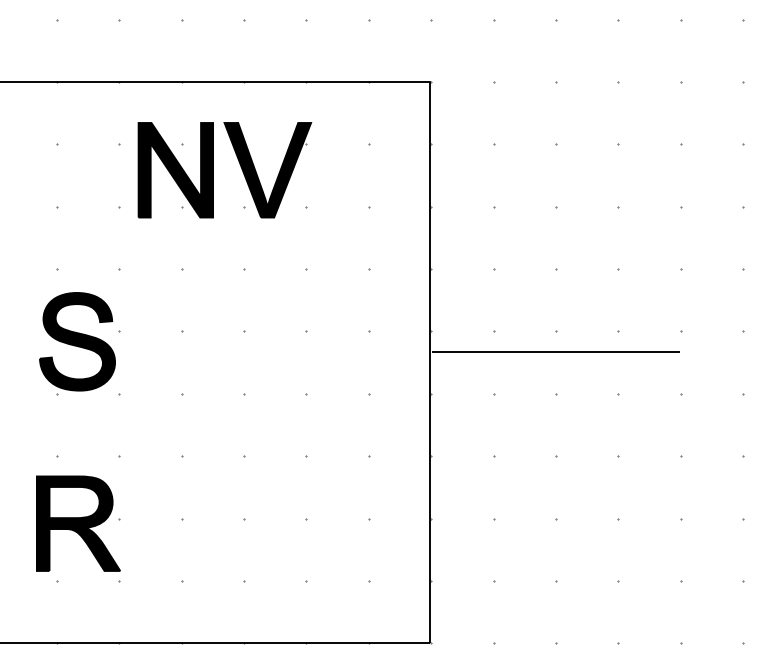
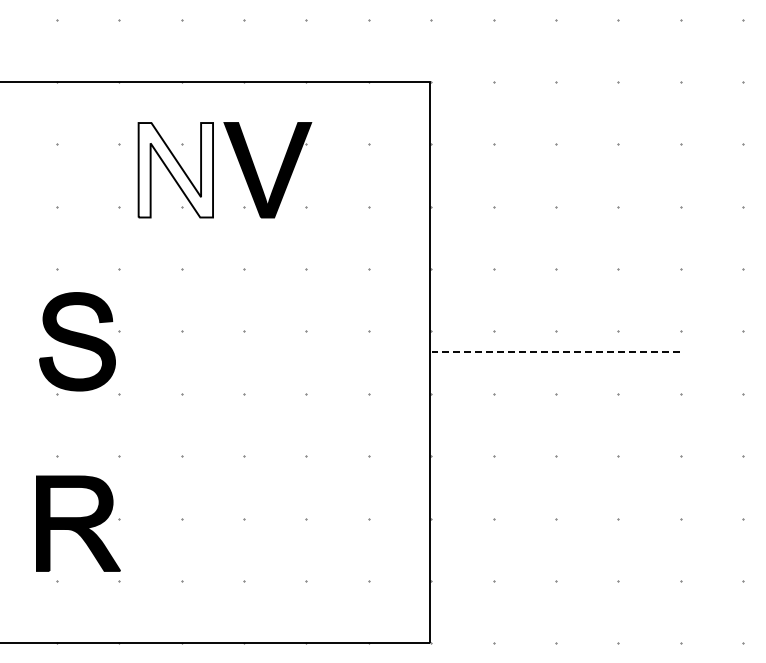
fill: present -> none (175, 170)
line: solid -> dashed (556, 351)
